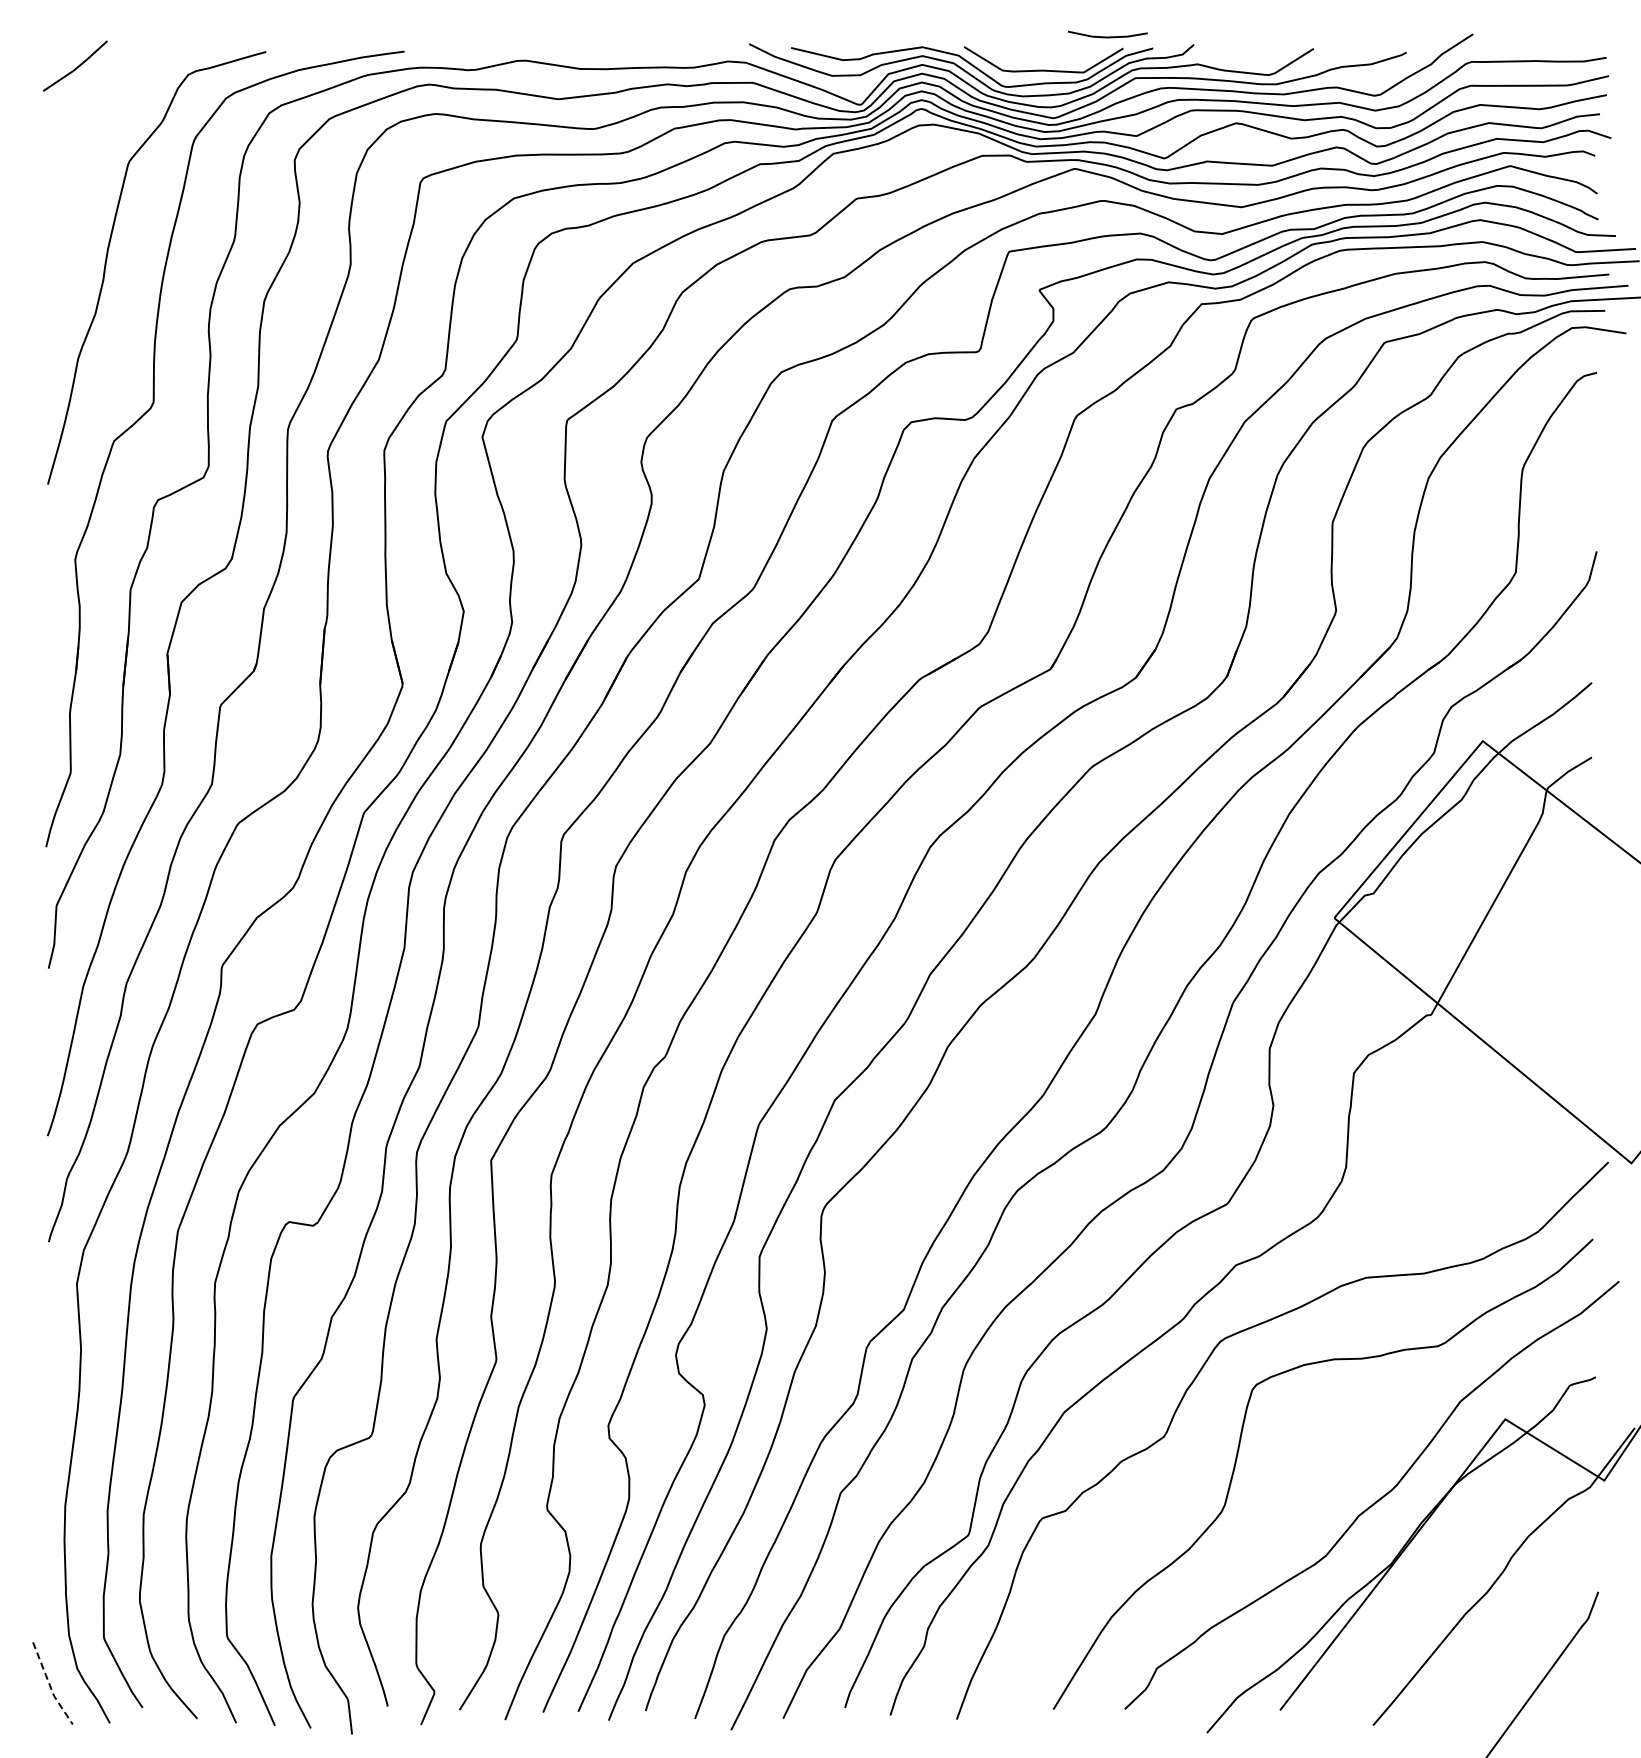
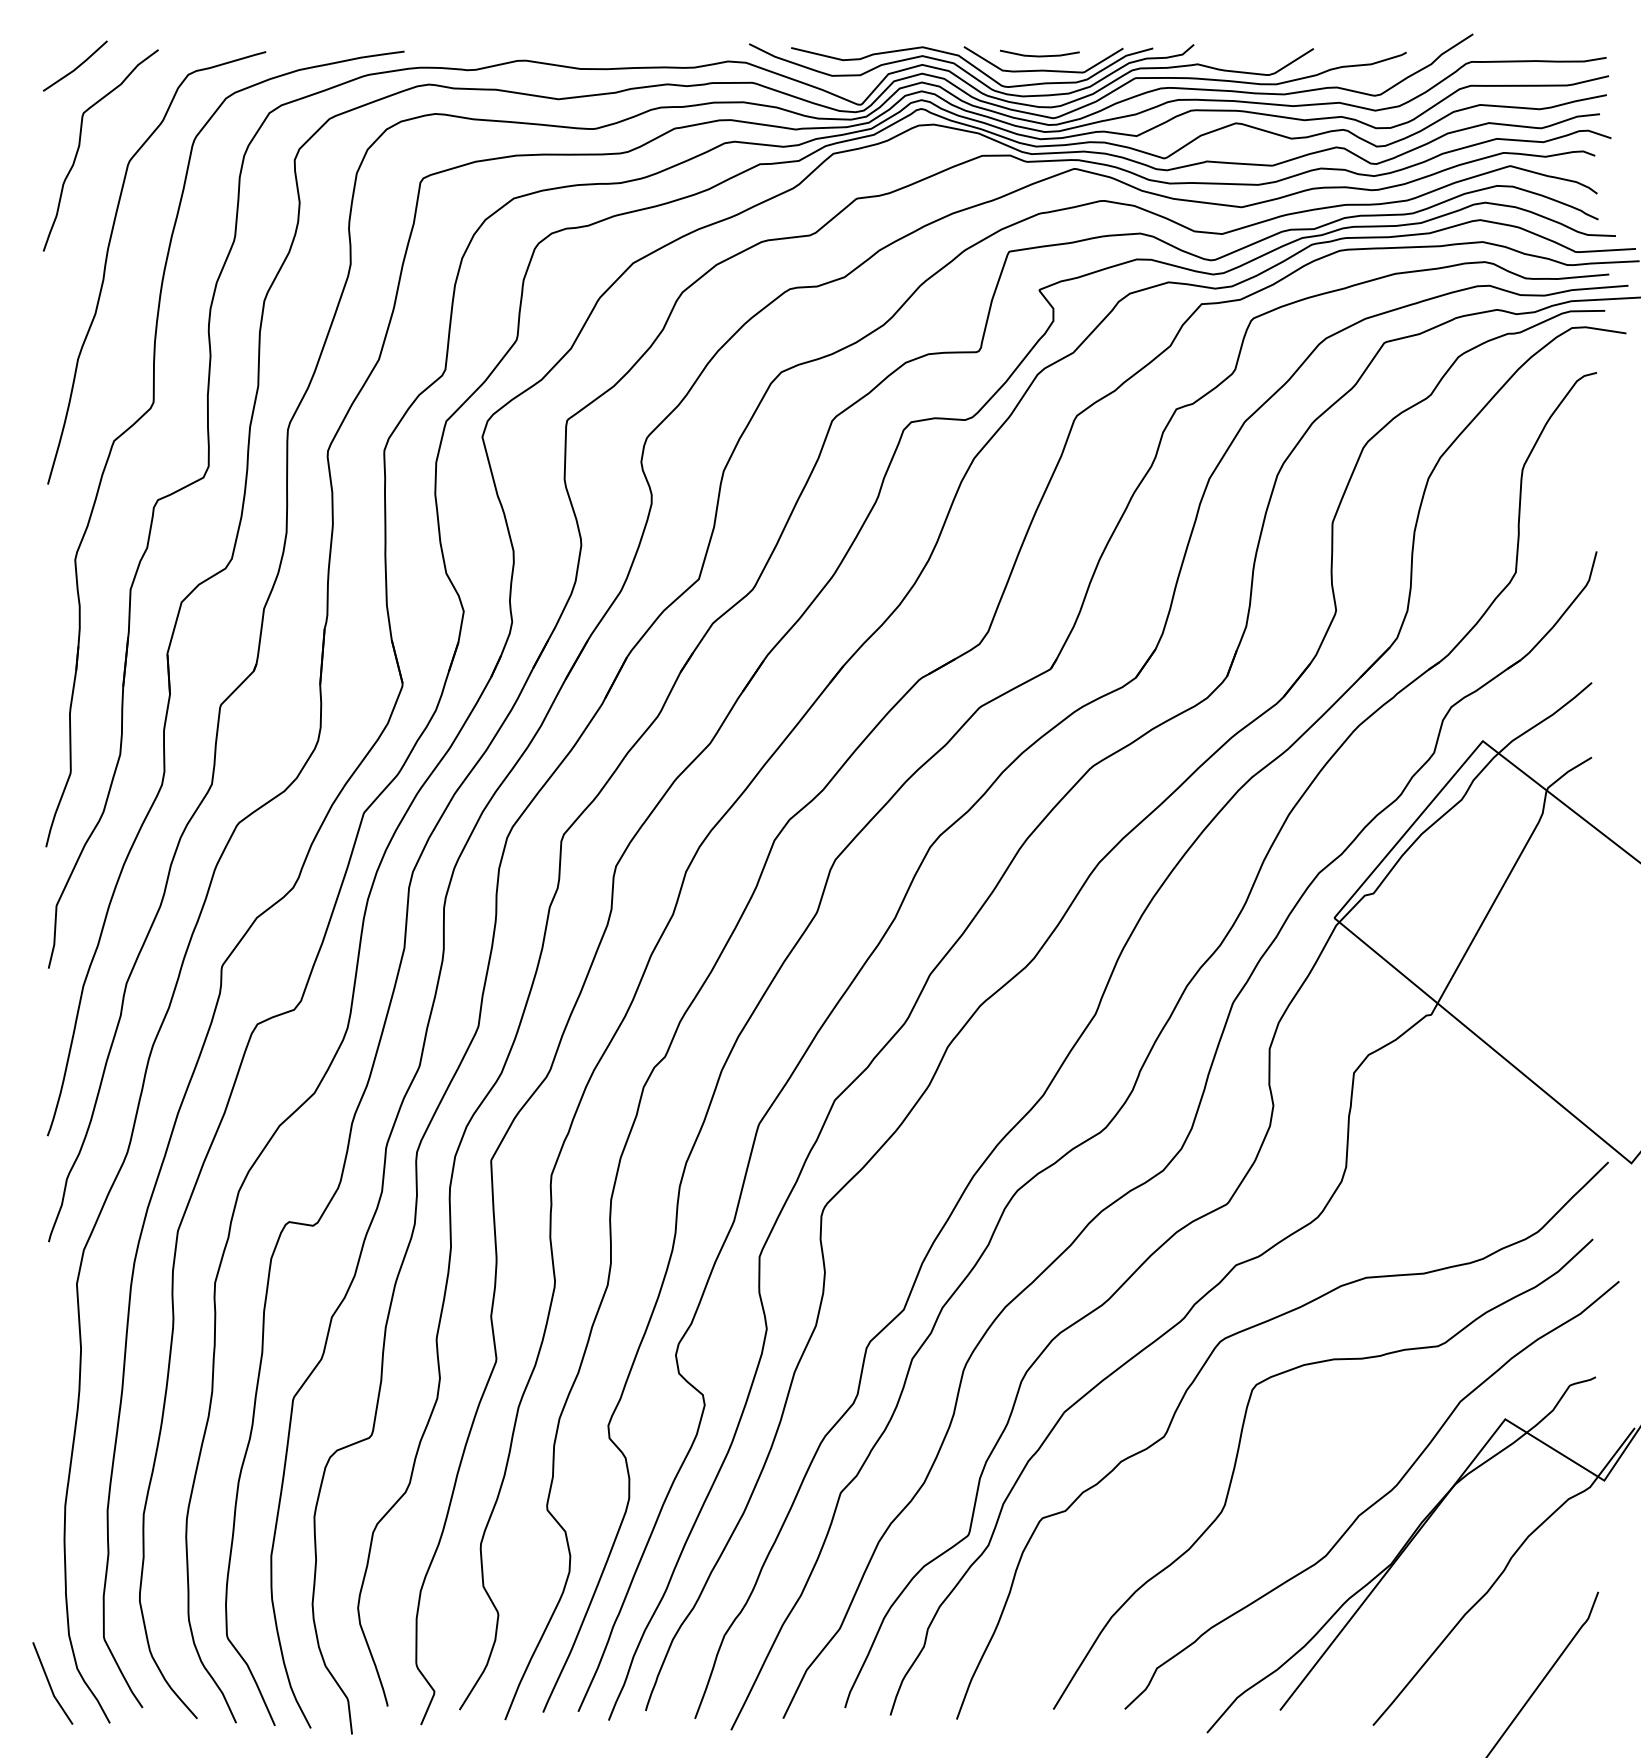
line position: (1107, 36) -> (1039, 55) (1039, 55)
curve: none -> present (80, 145)
line: dashed -> solid (50, 1685)
